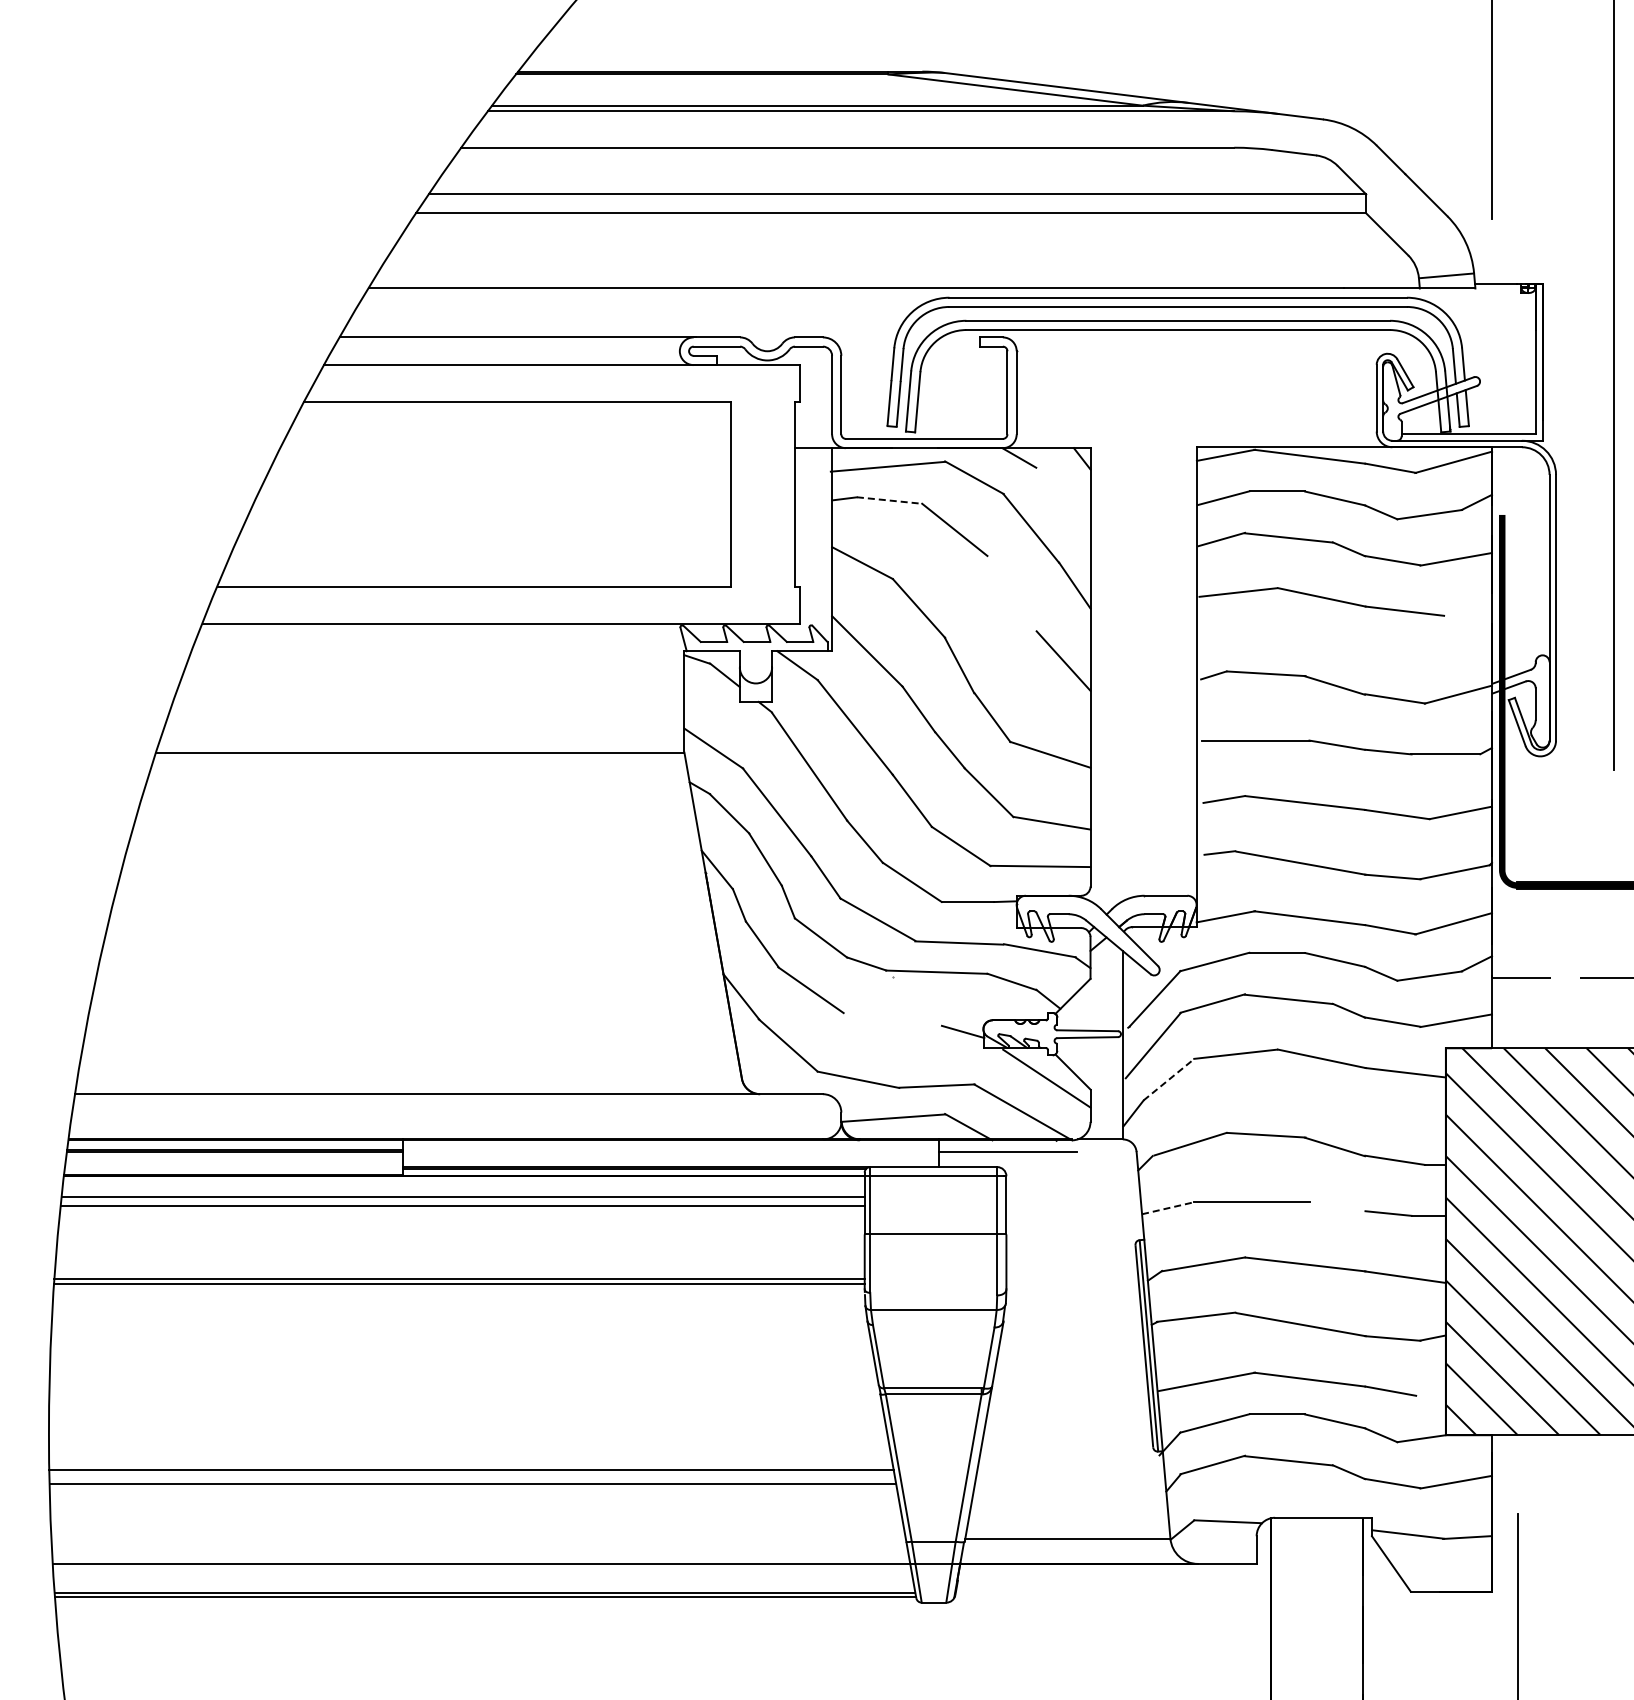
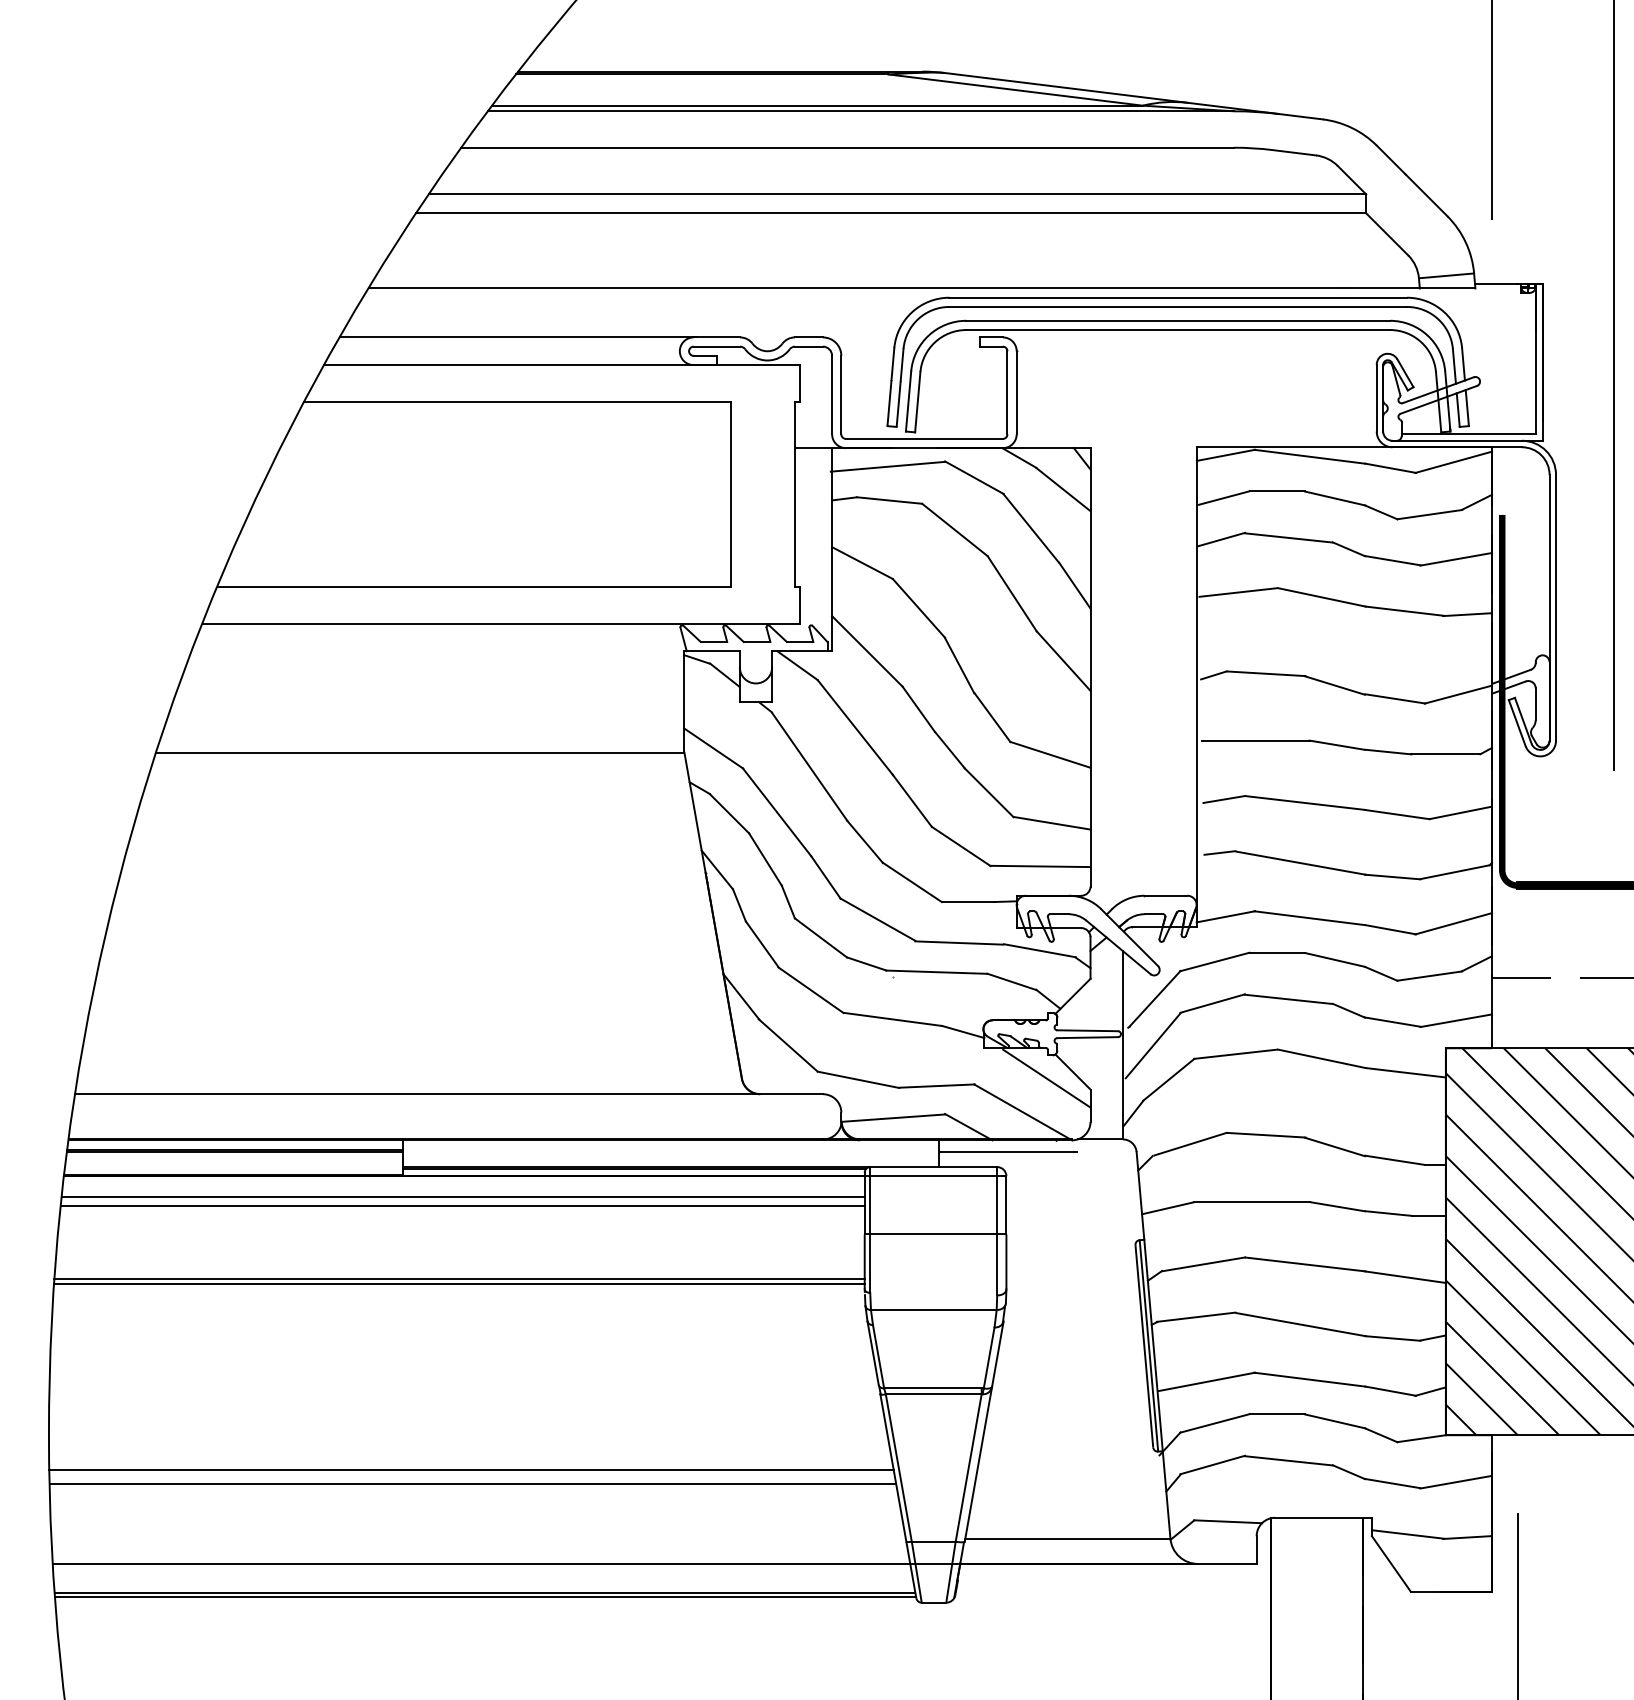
line: none -> present (1063, 489)
line: dashed -> solid (889, 500)
line: none -> present (1011, 593)
line: none -> present (1467, 614)
line: none -> present (893, 1018)
line: dashed -> solid (1168, 1079)
line: none -> present (1336, 1206)
line: dashed -> solid (1168, 1208)
line: none -> present (1430, 1391)
